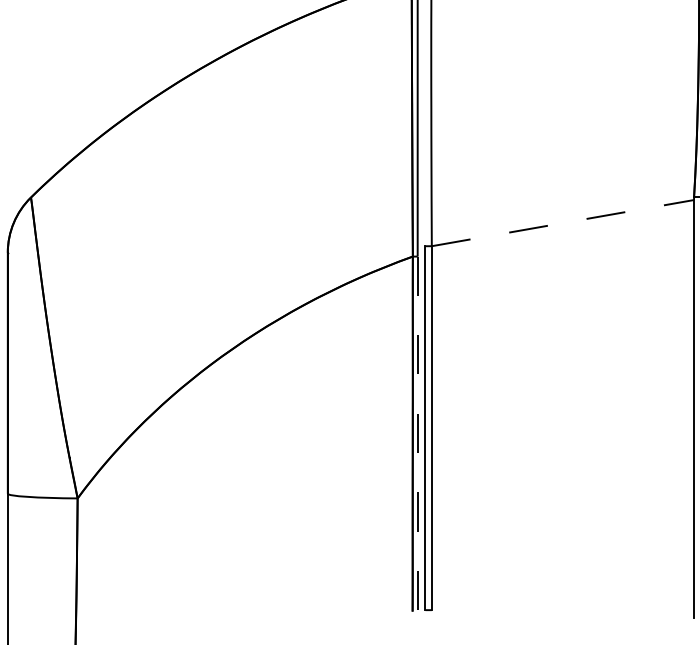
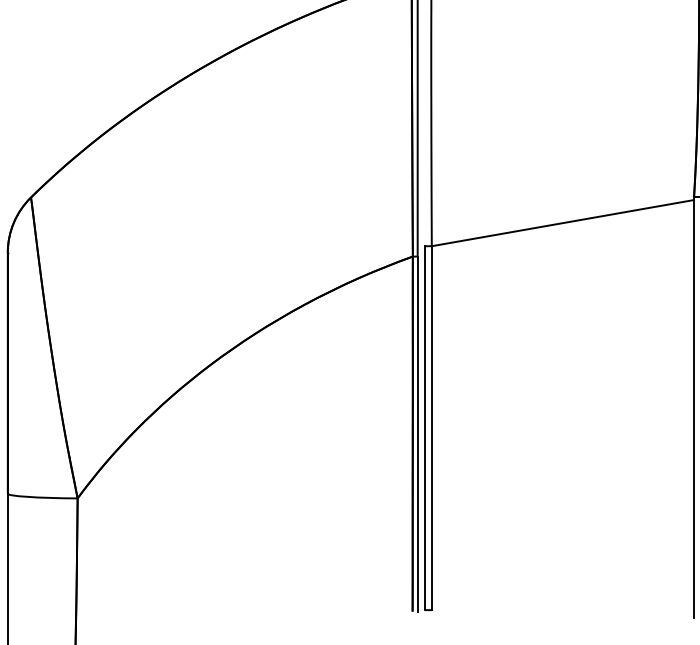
line: dashed -> solid (563, 223)
line: dashed -> solid (417, 434)
